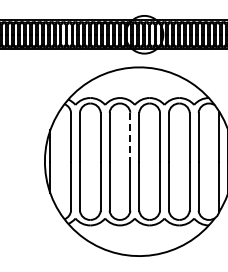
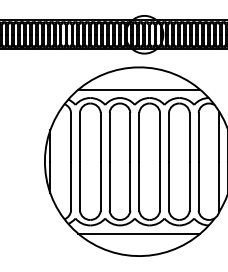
line: none -> present (139, 89)
line: dashed -> solid (130, 137)
line: none -> present (139, 233)
